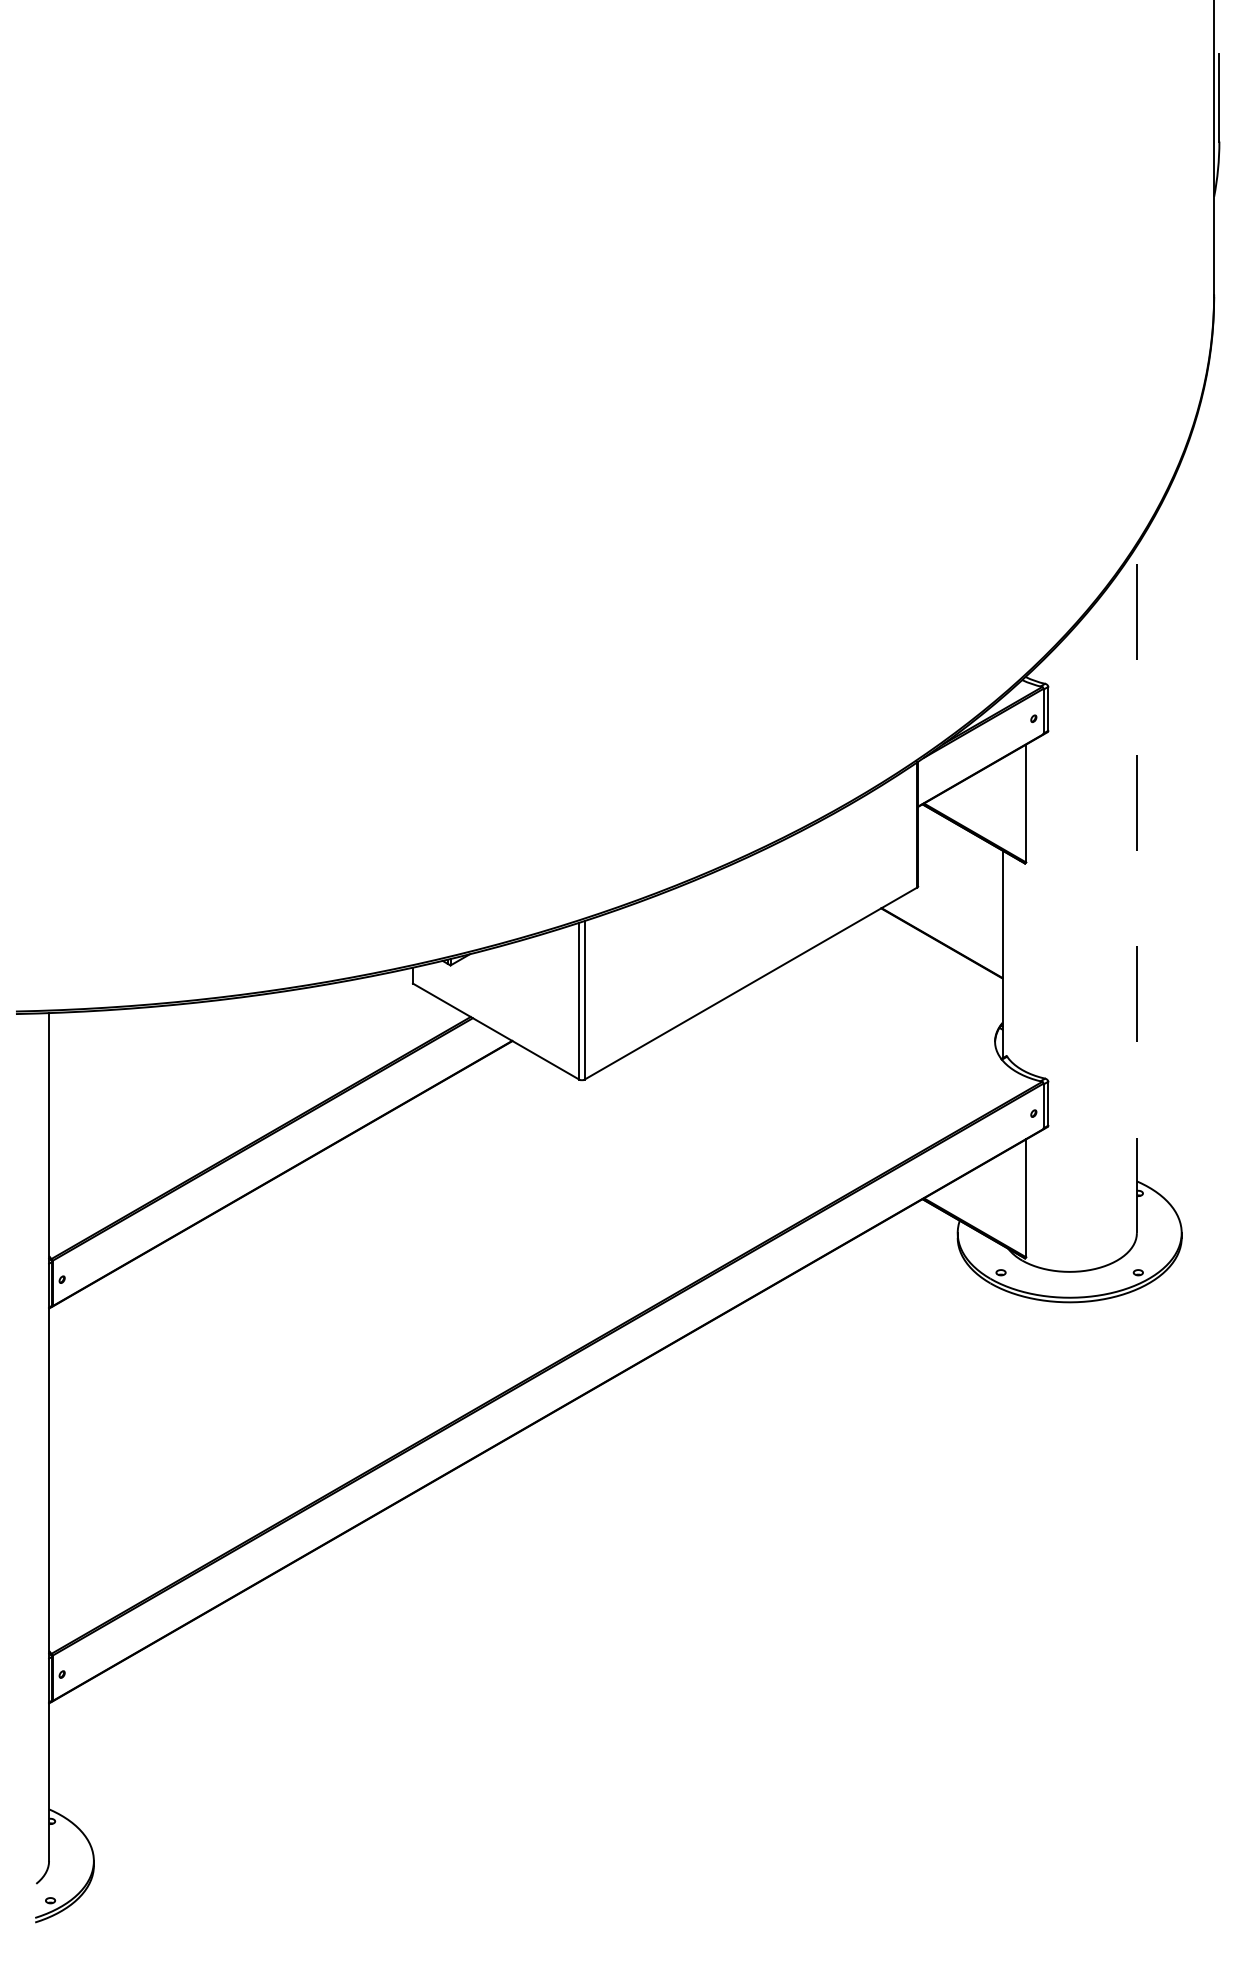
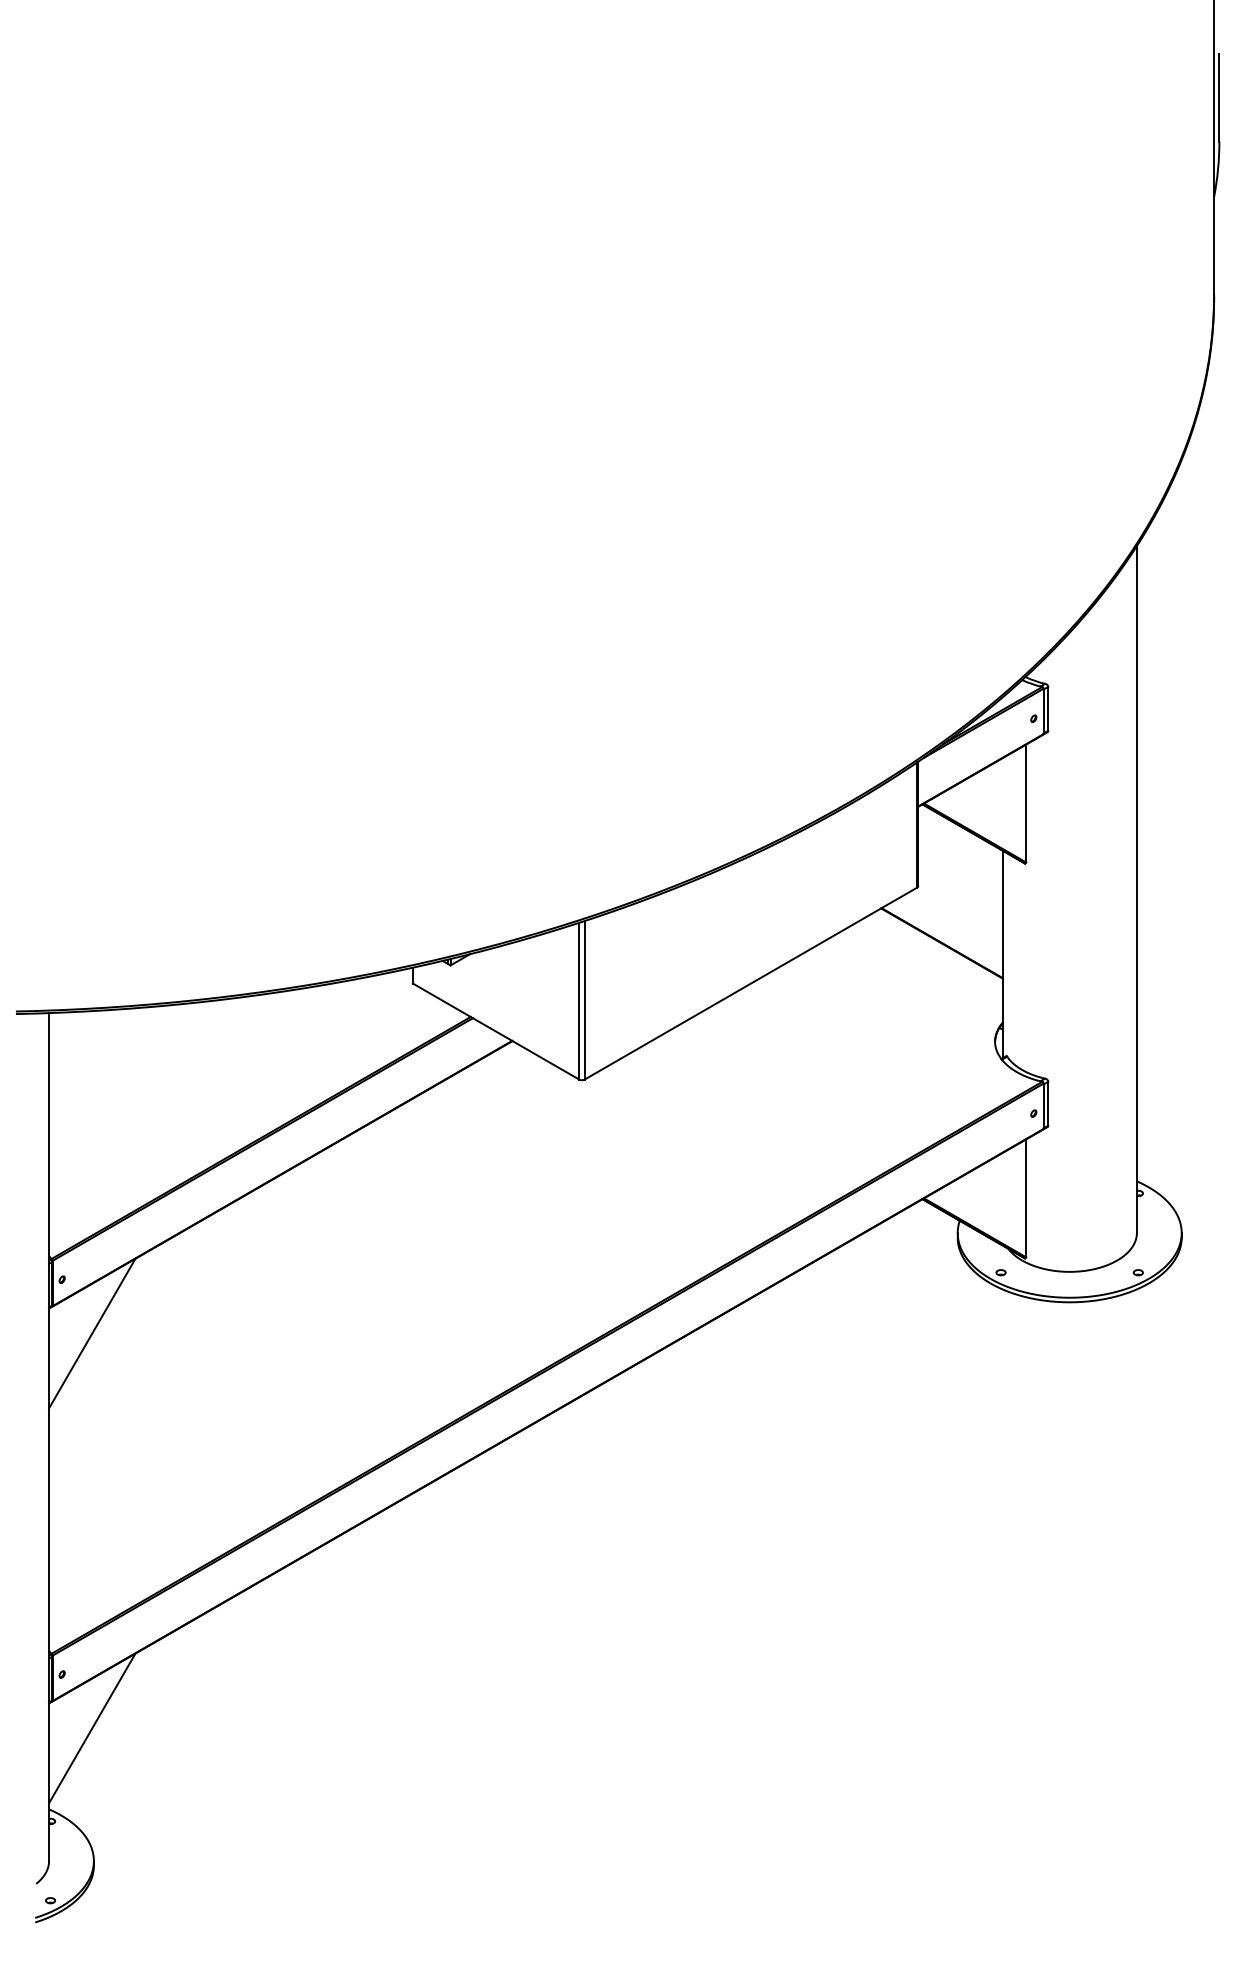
line: dashed -> solid (1136, 889)
line: none -> present (92, 1333)
line: none -> present (92, 1728)
